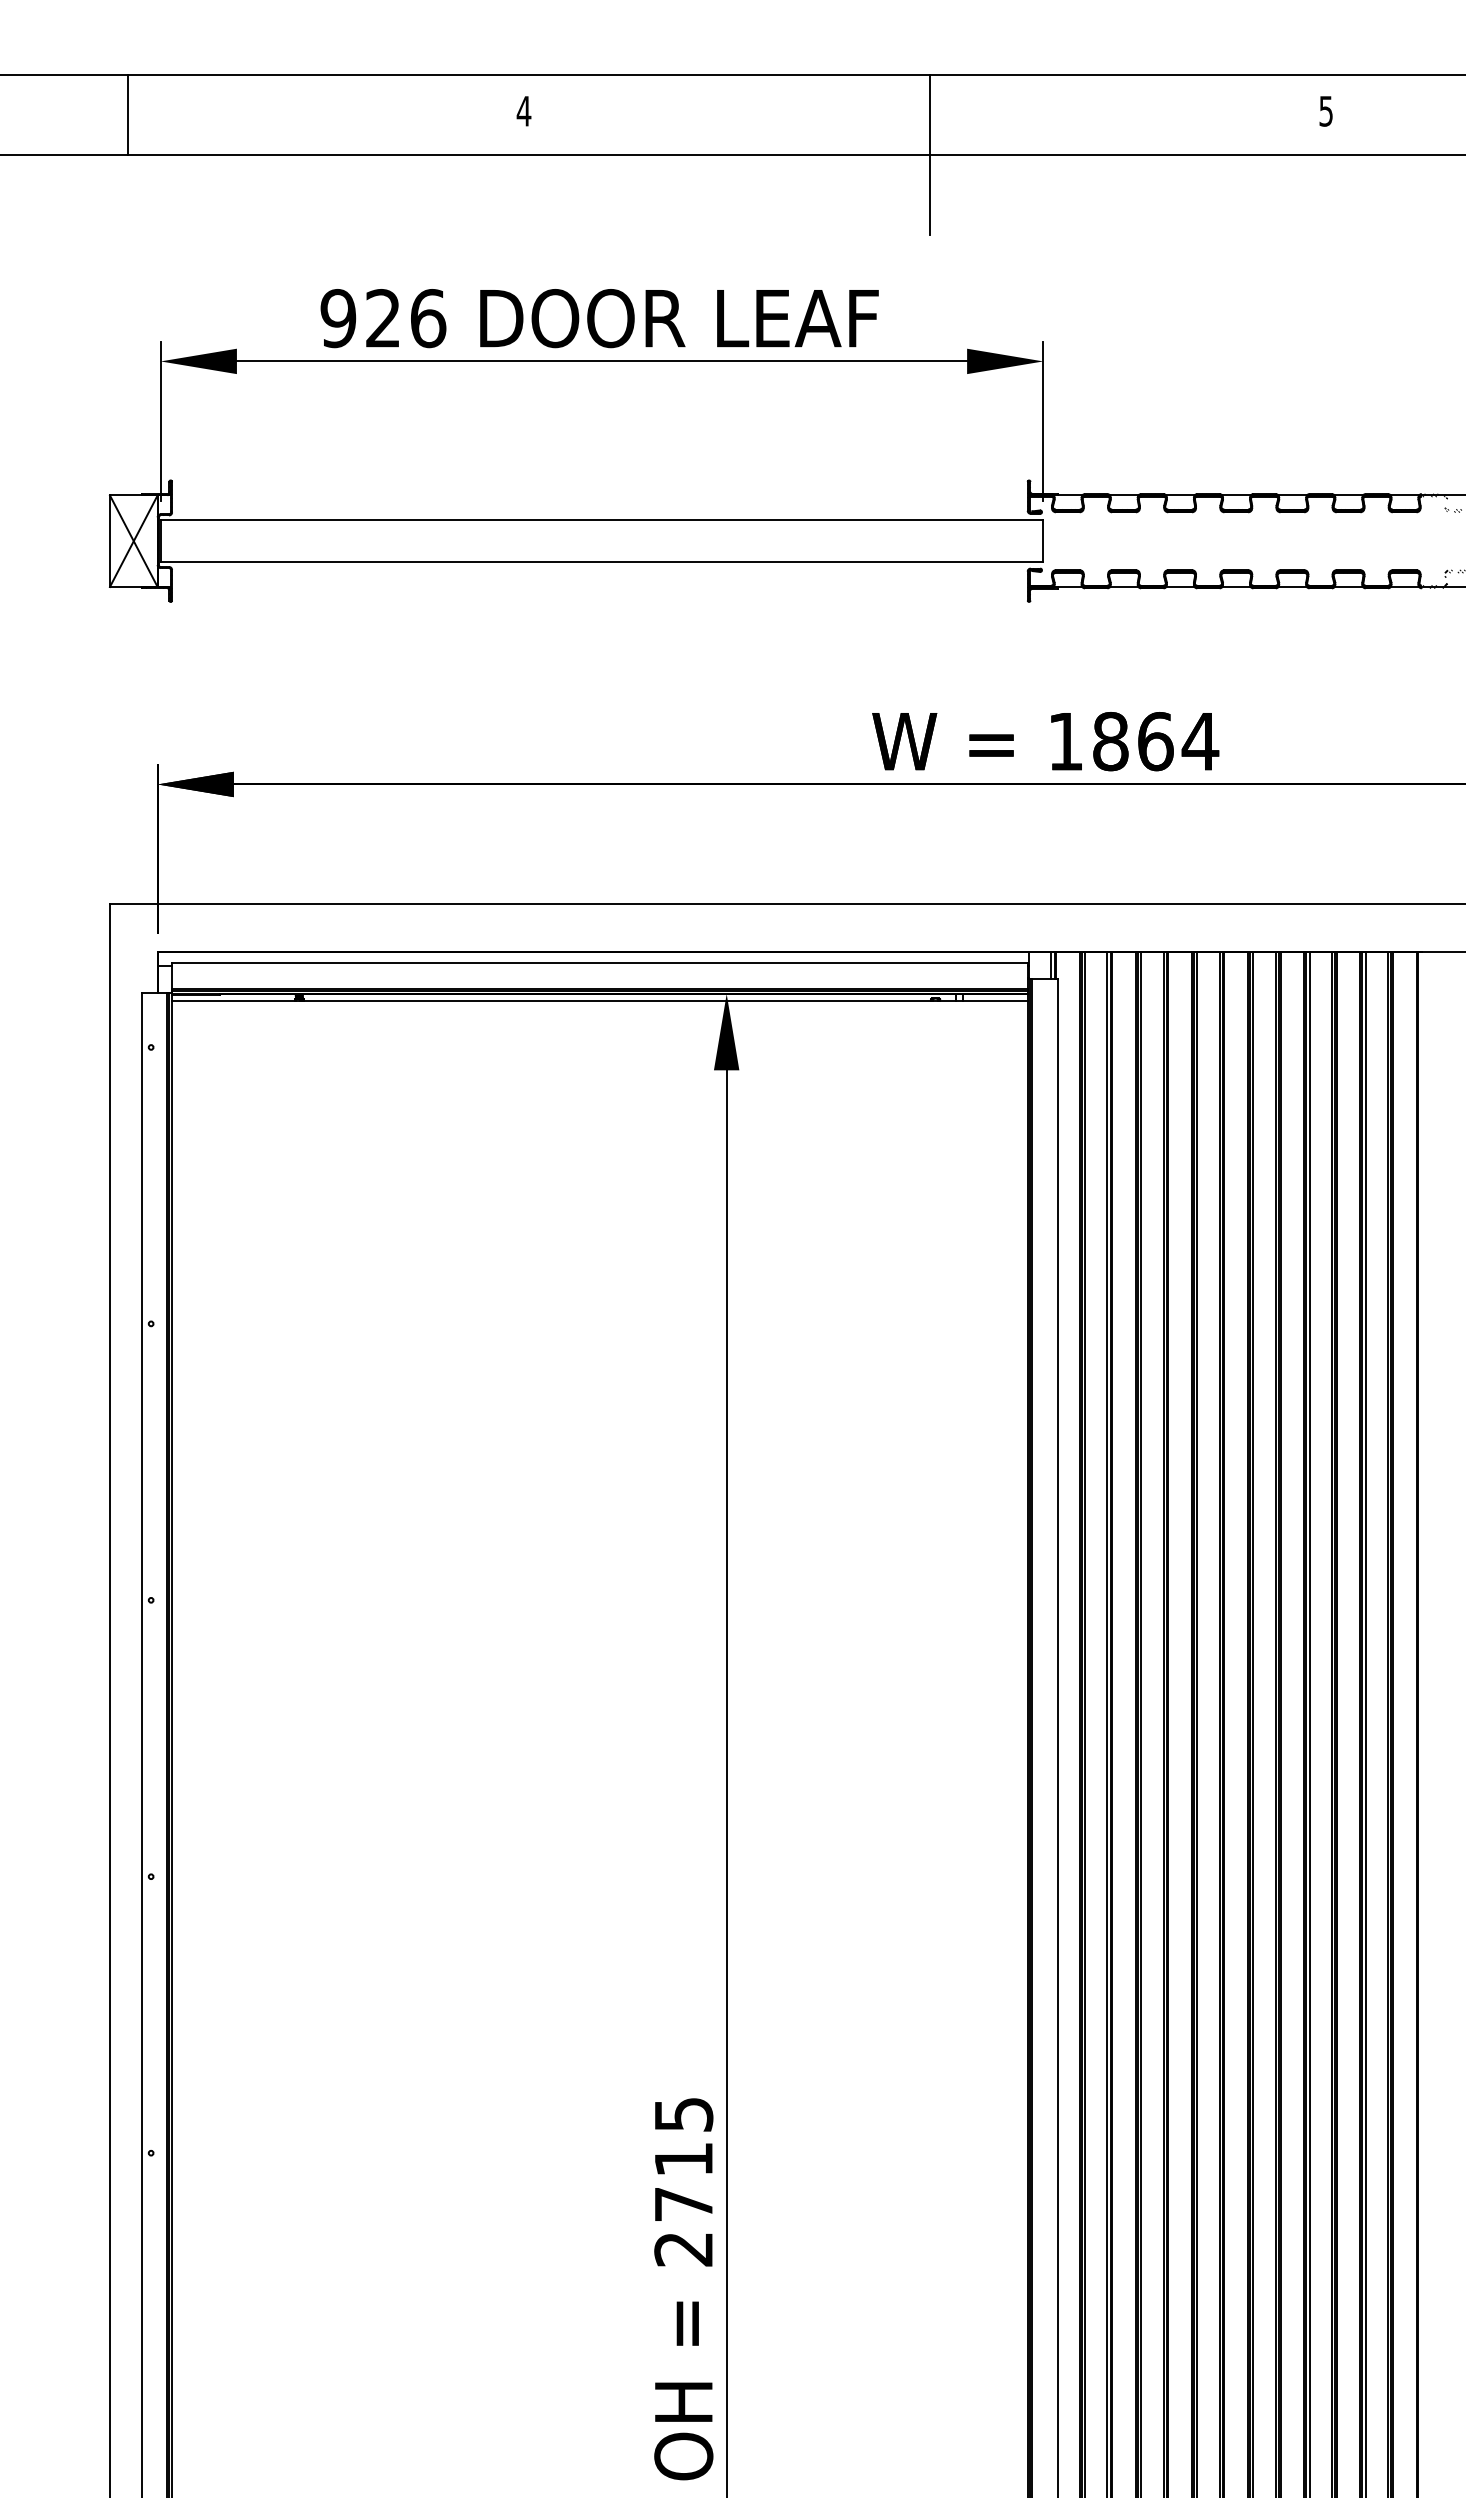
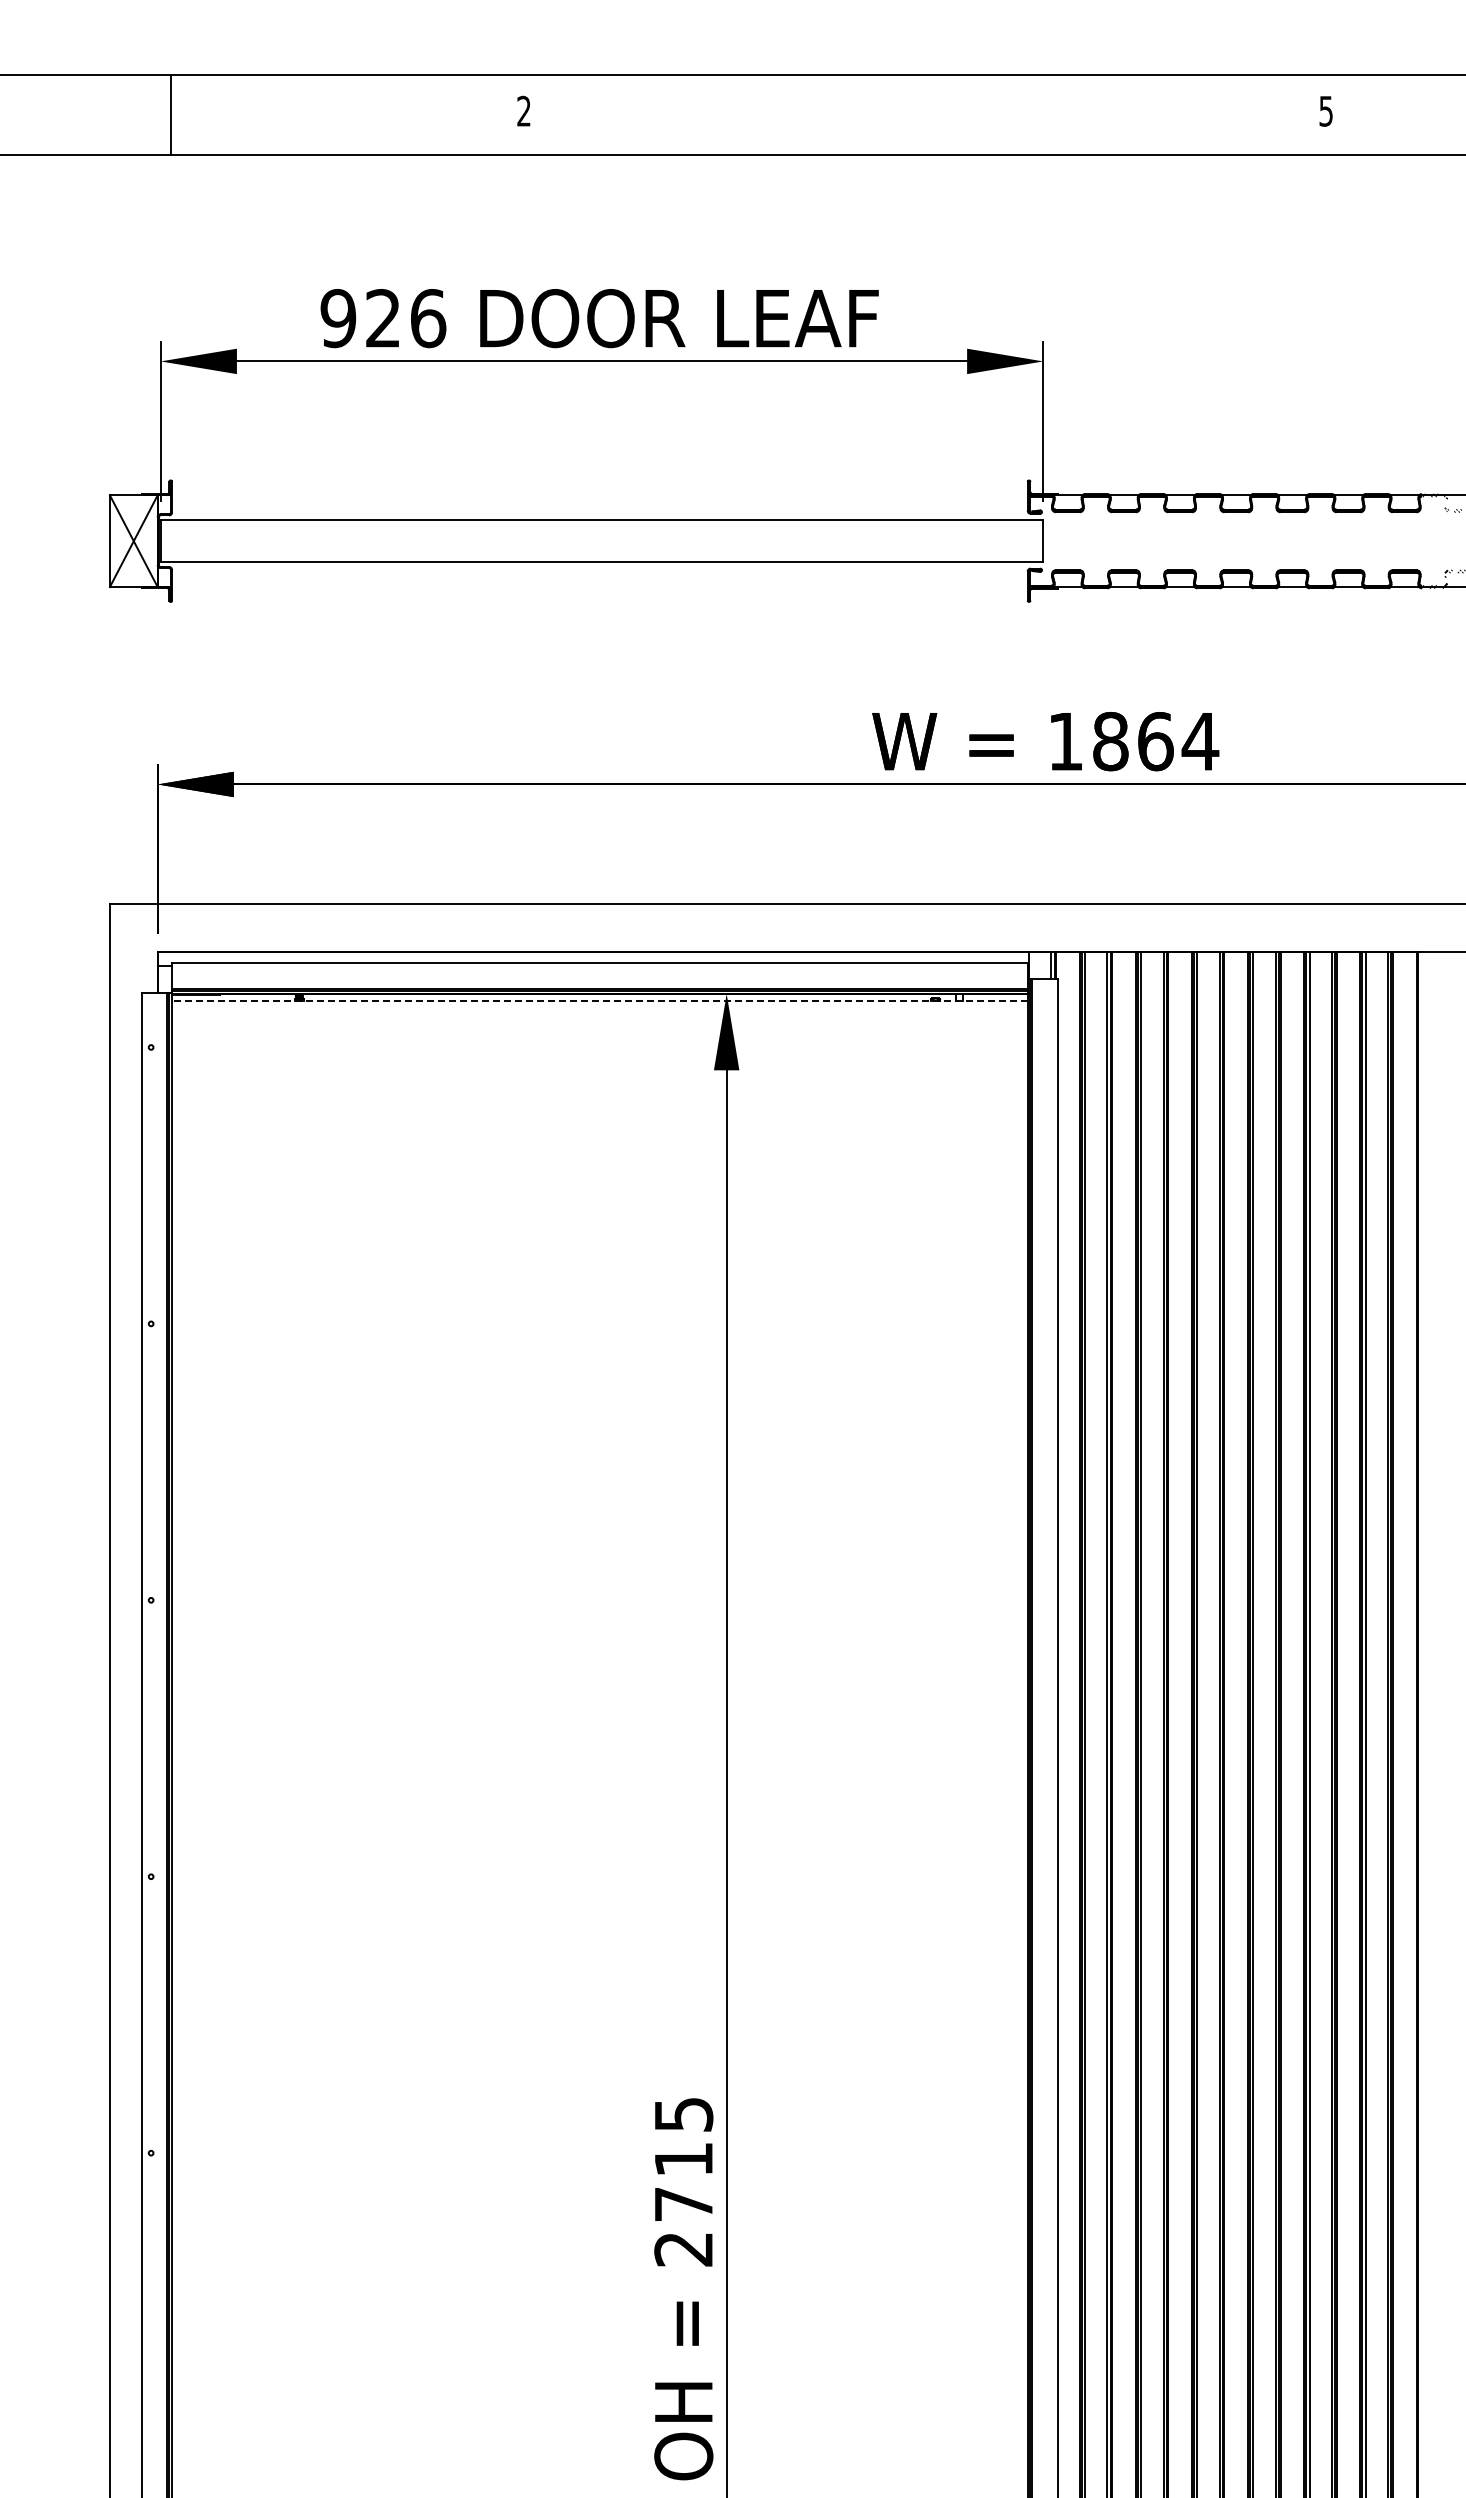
text: 4 -> 2 (523, 110)
line position: (127, 114) -> (170, 114) (170, 114)
line: present -> none (929, 154)
line: solid -> dashed (599, 1001)
